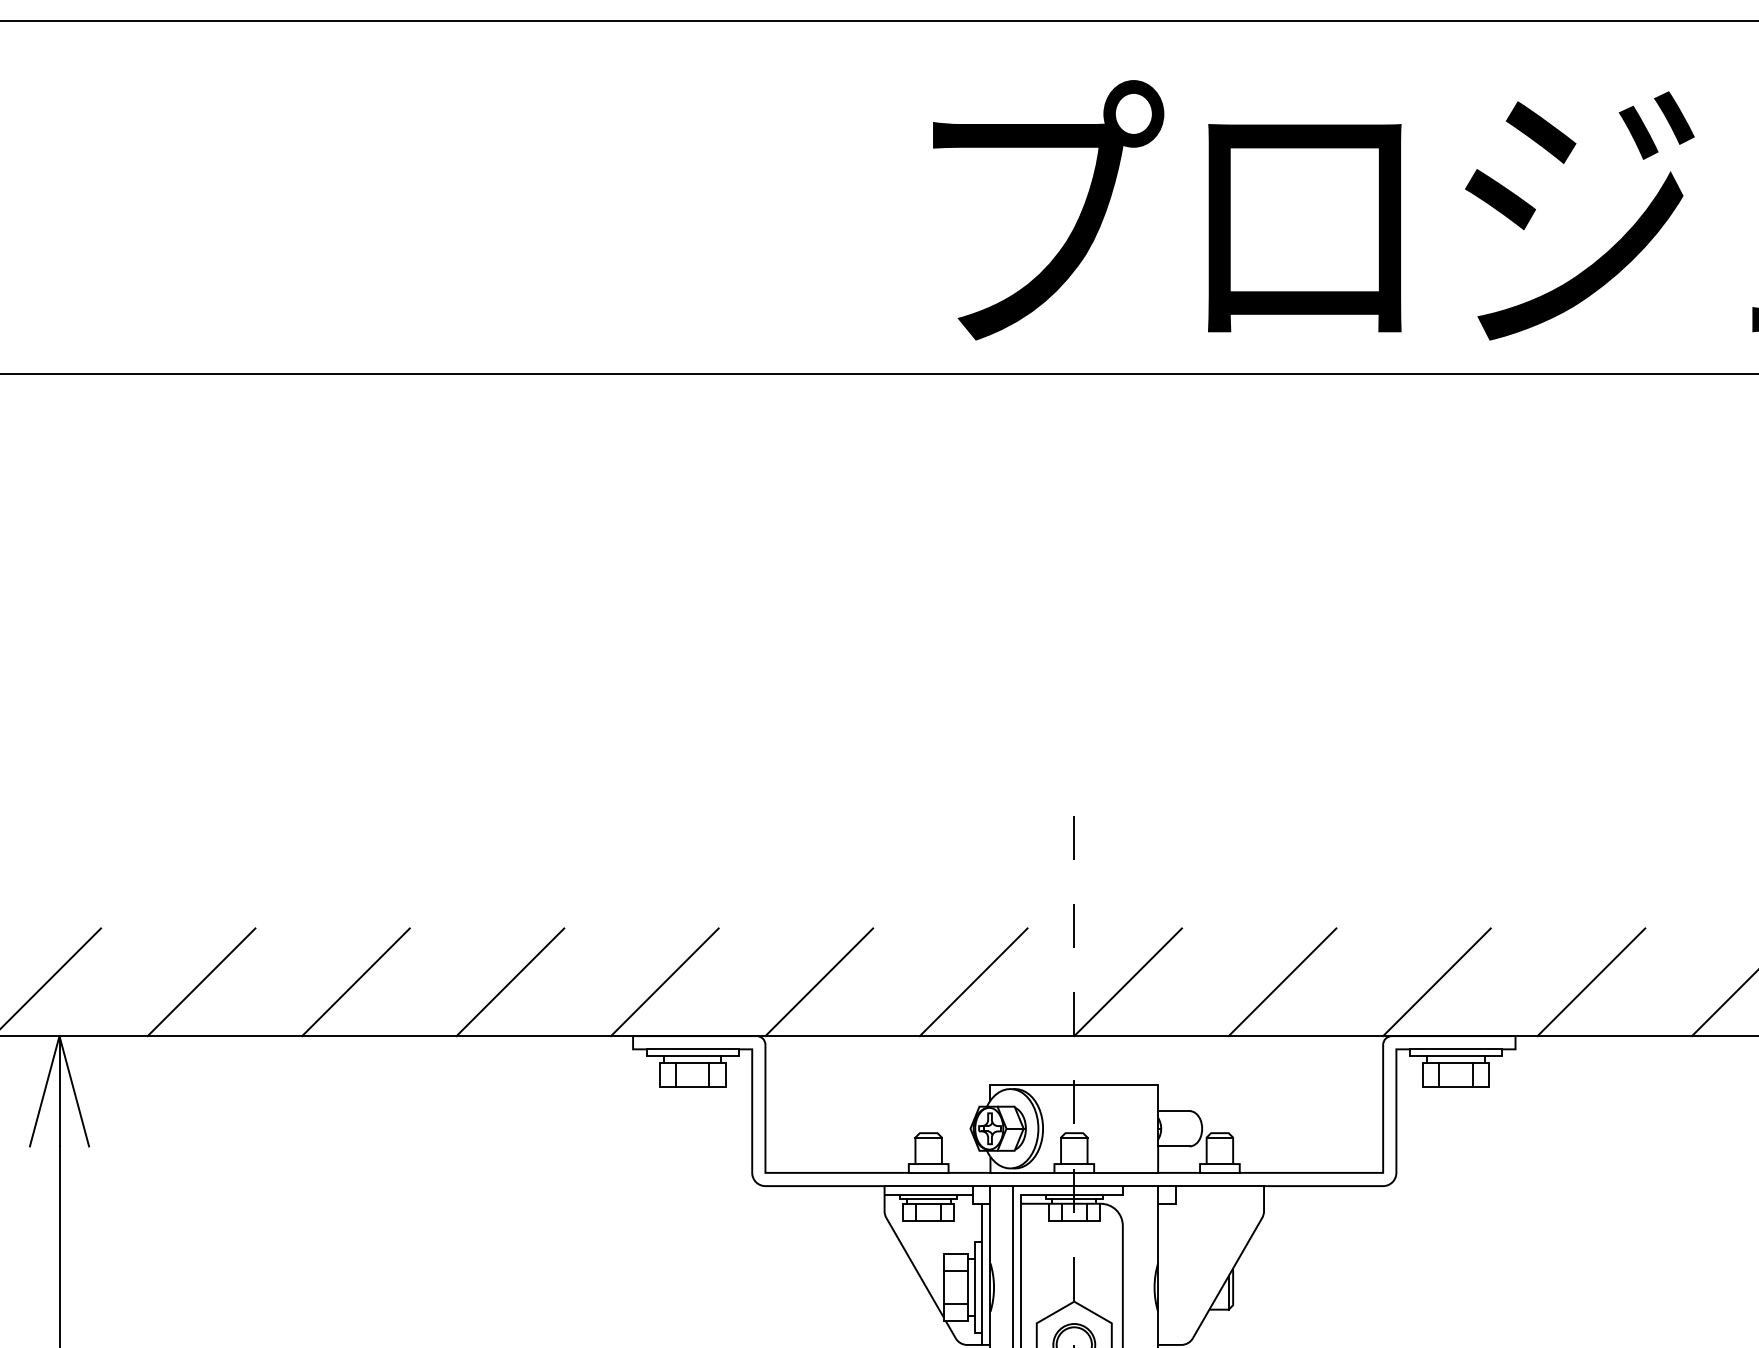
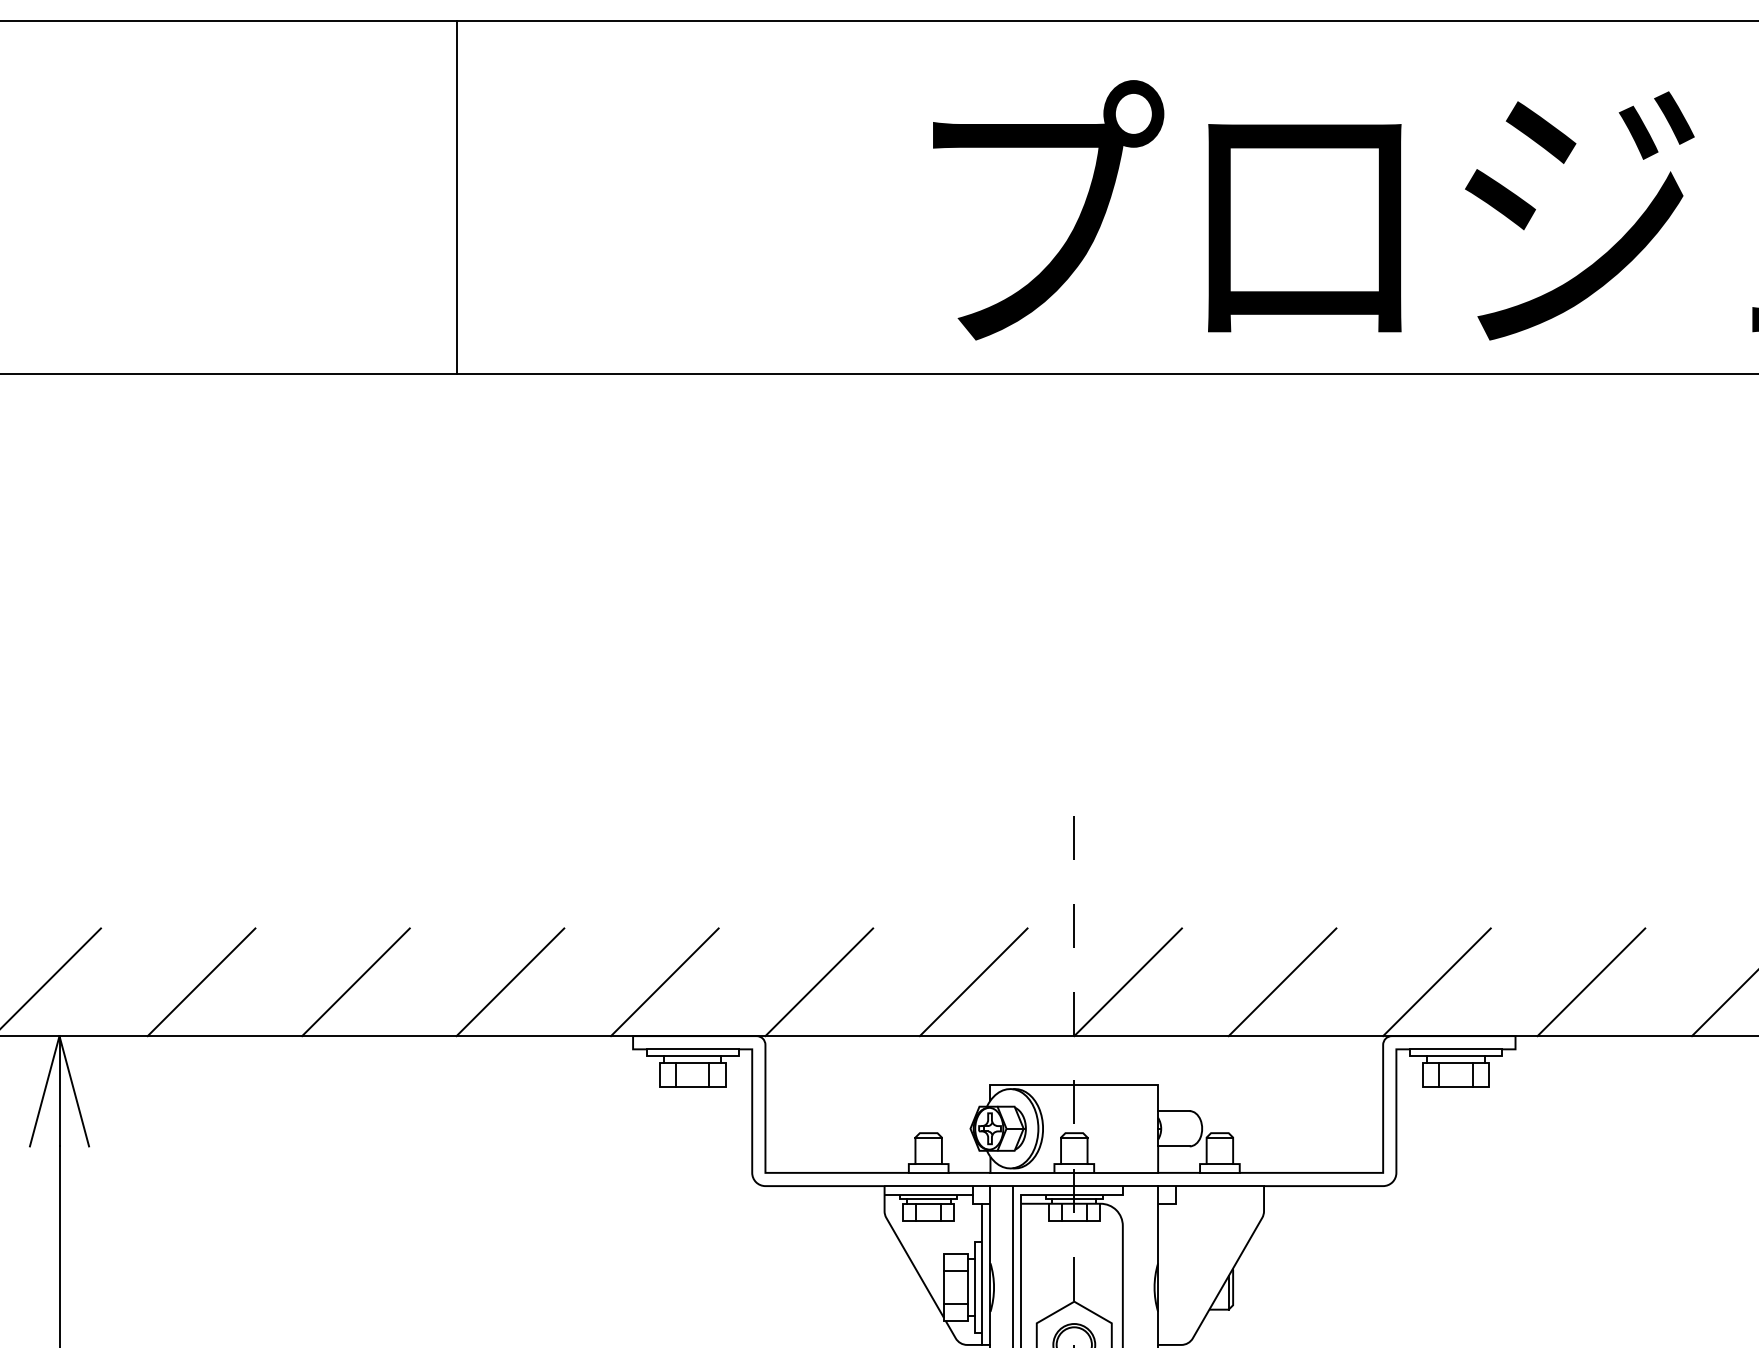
line: none -> present (456, 197)
